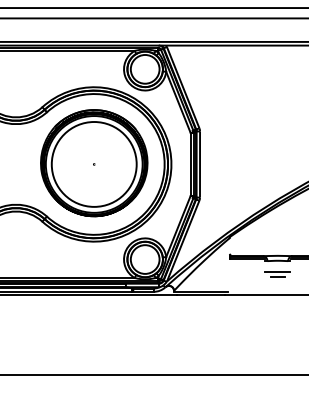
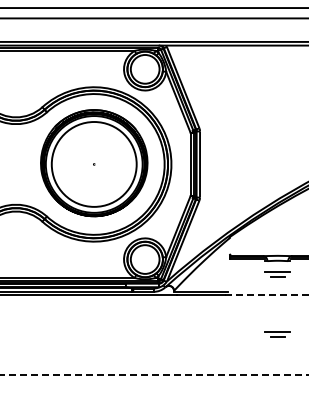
line: solid -> dashed (266, 295)
part: none -> present (277, 334)
line: solid -> dashed (154, 374)
